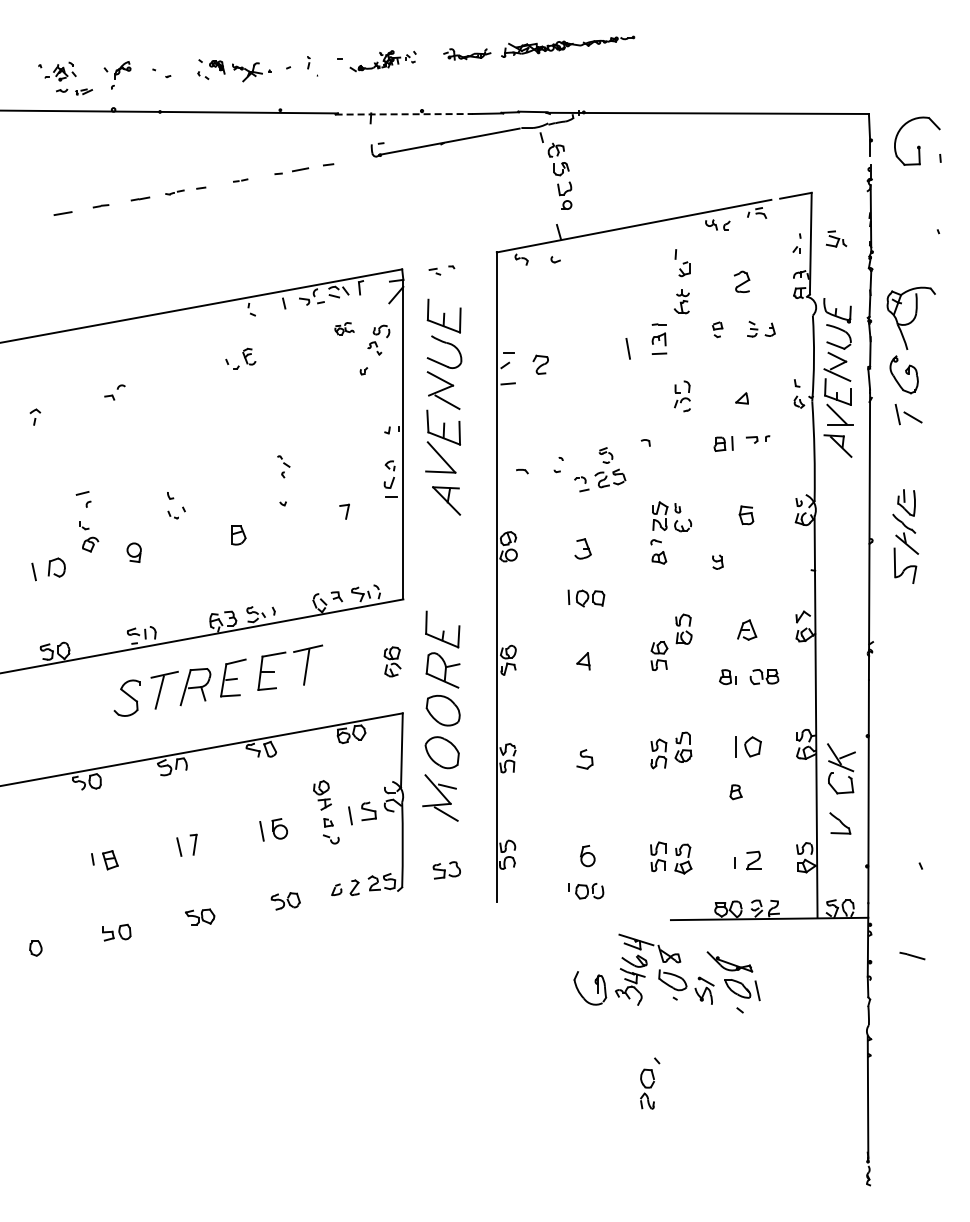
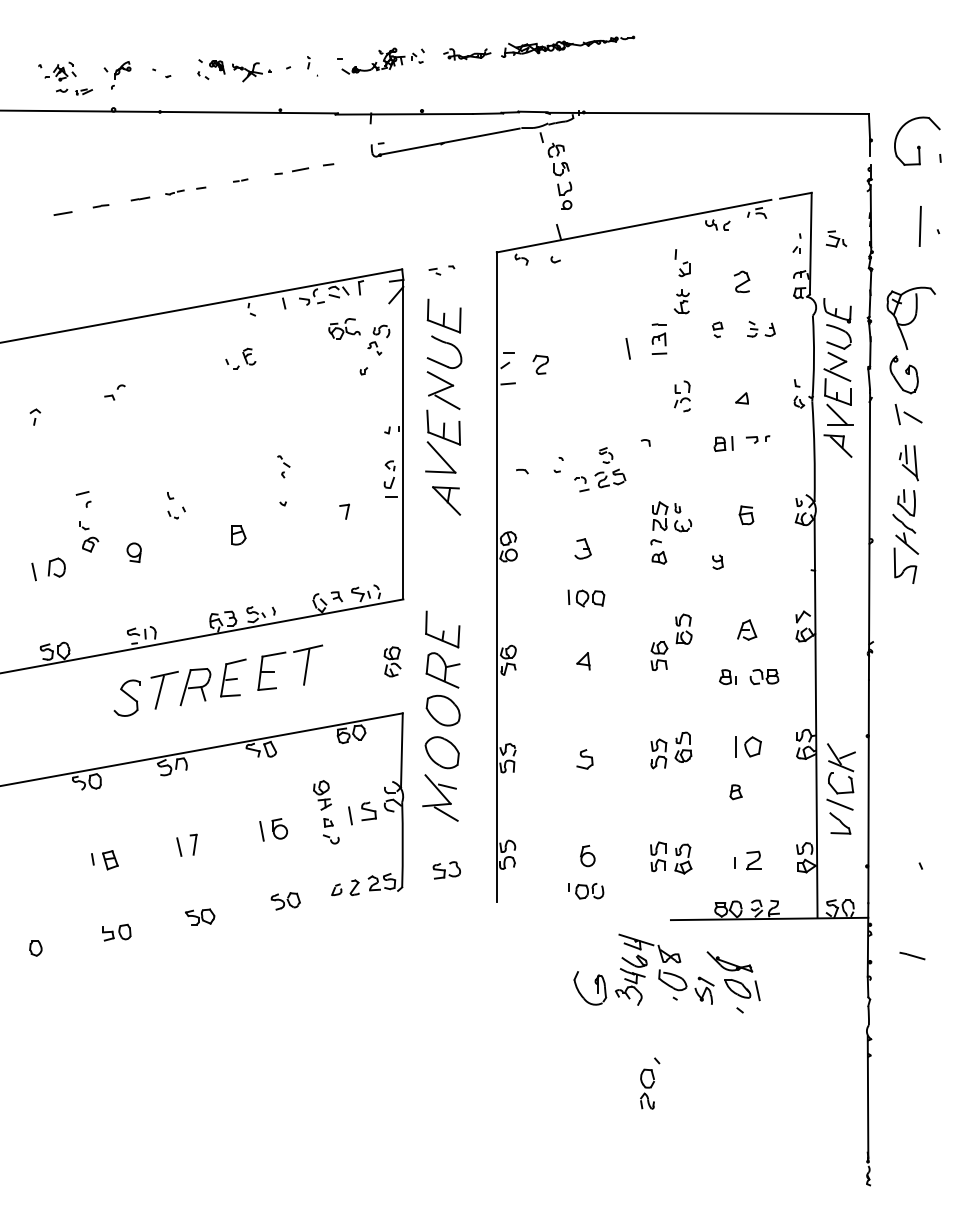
part size: 68x23 px -> 84x28 px (382, 60)
line: dashed -> solid (404, 114)
line: none -> present (919, 226)
part size: 21x14 px -> 33x22 px (344, 328)
part: none -> present (908, 462)
line: none -> present (839, 804)
